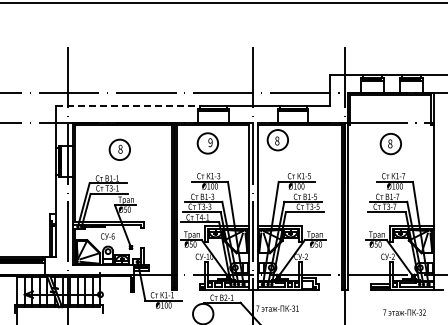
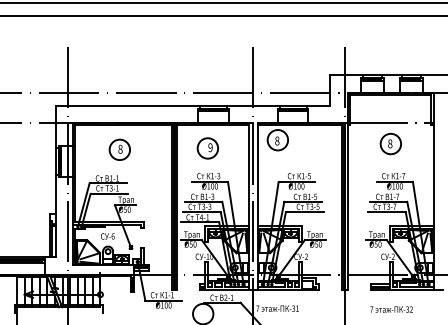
line: none -> present (223, 16)
line: dashed -> solid (128, 105)
part position: (207, 143) -> (207, 148) (207, 148)
text position: (404, 312) -> (391, 309) (391, 309)
